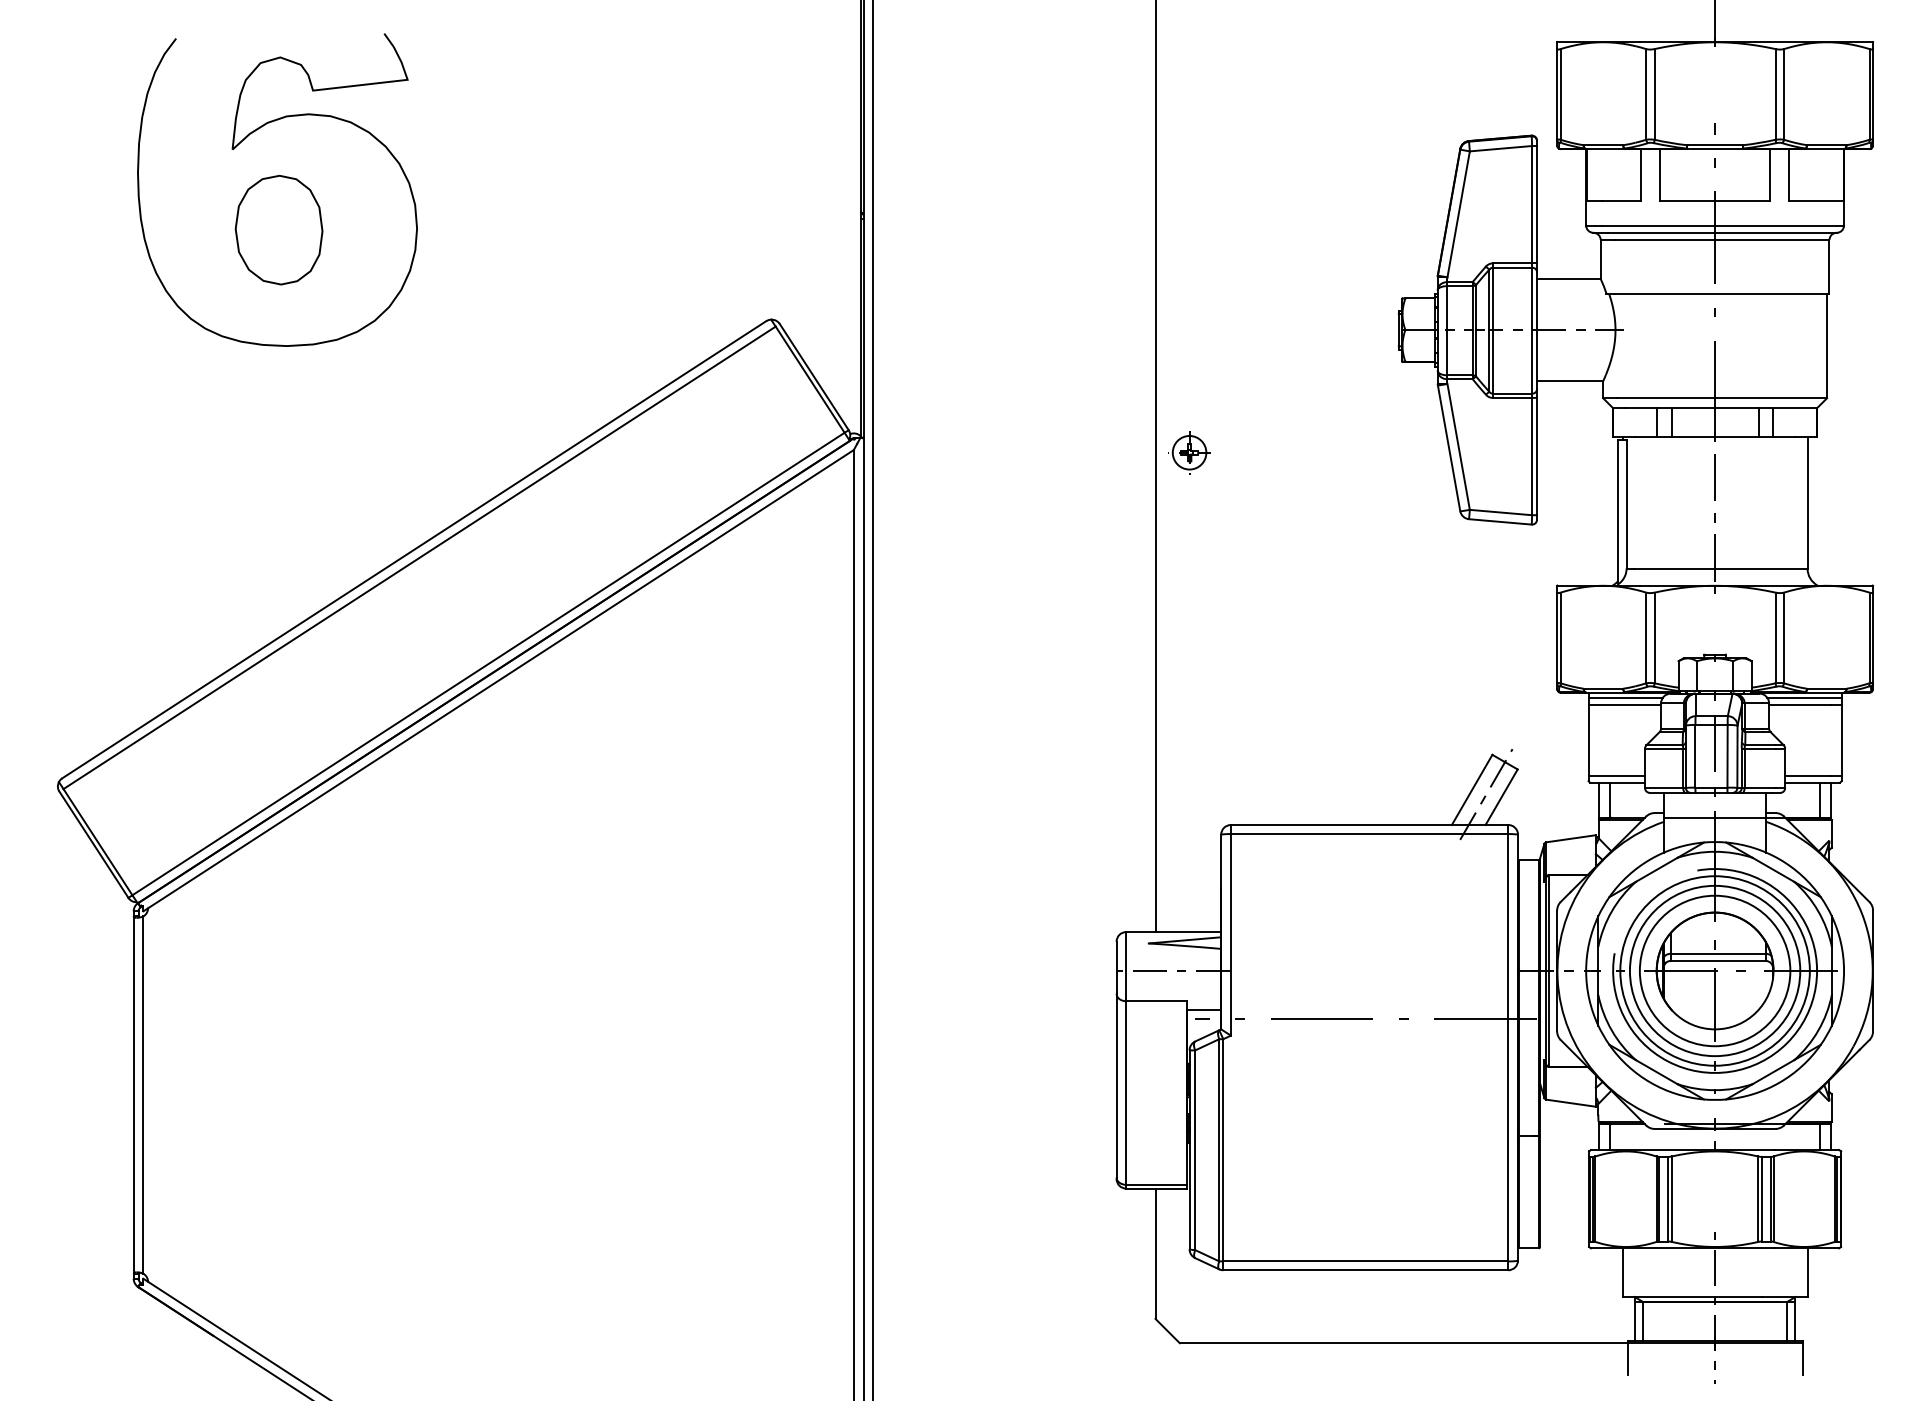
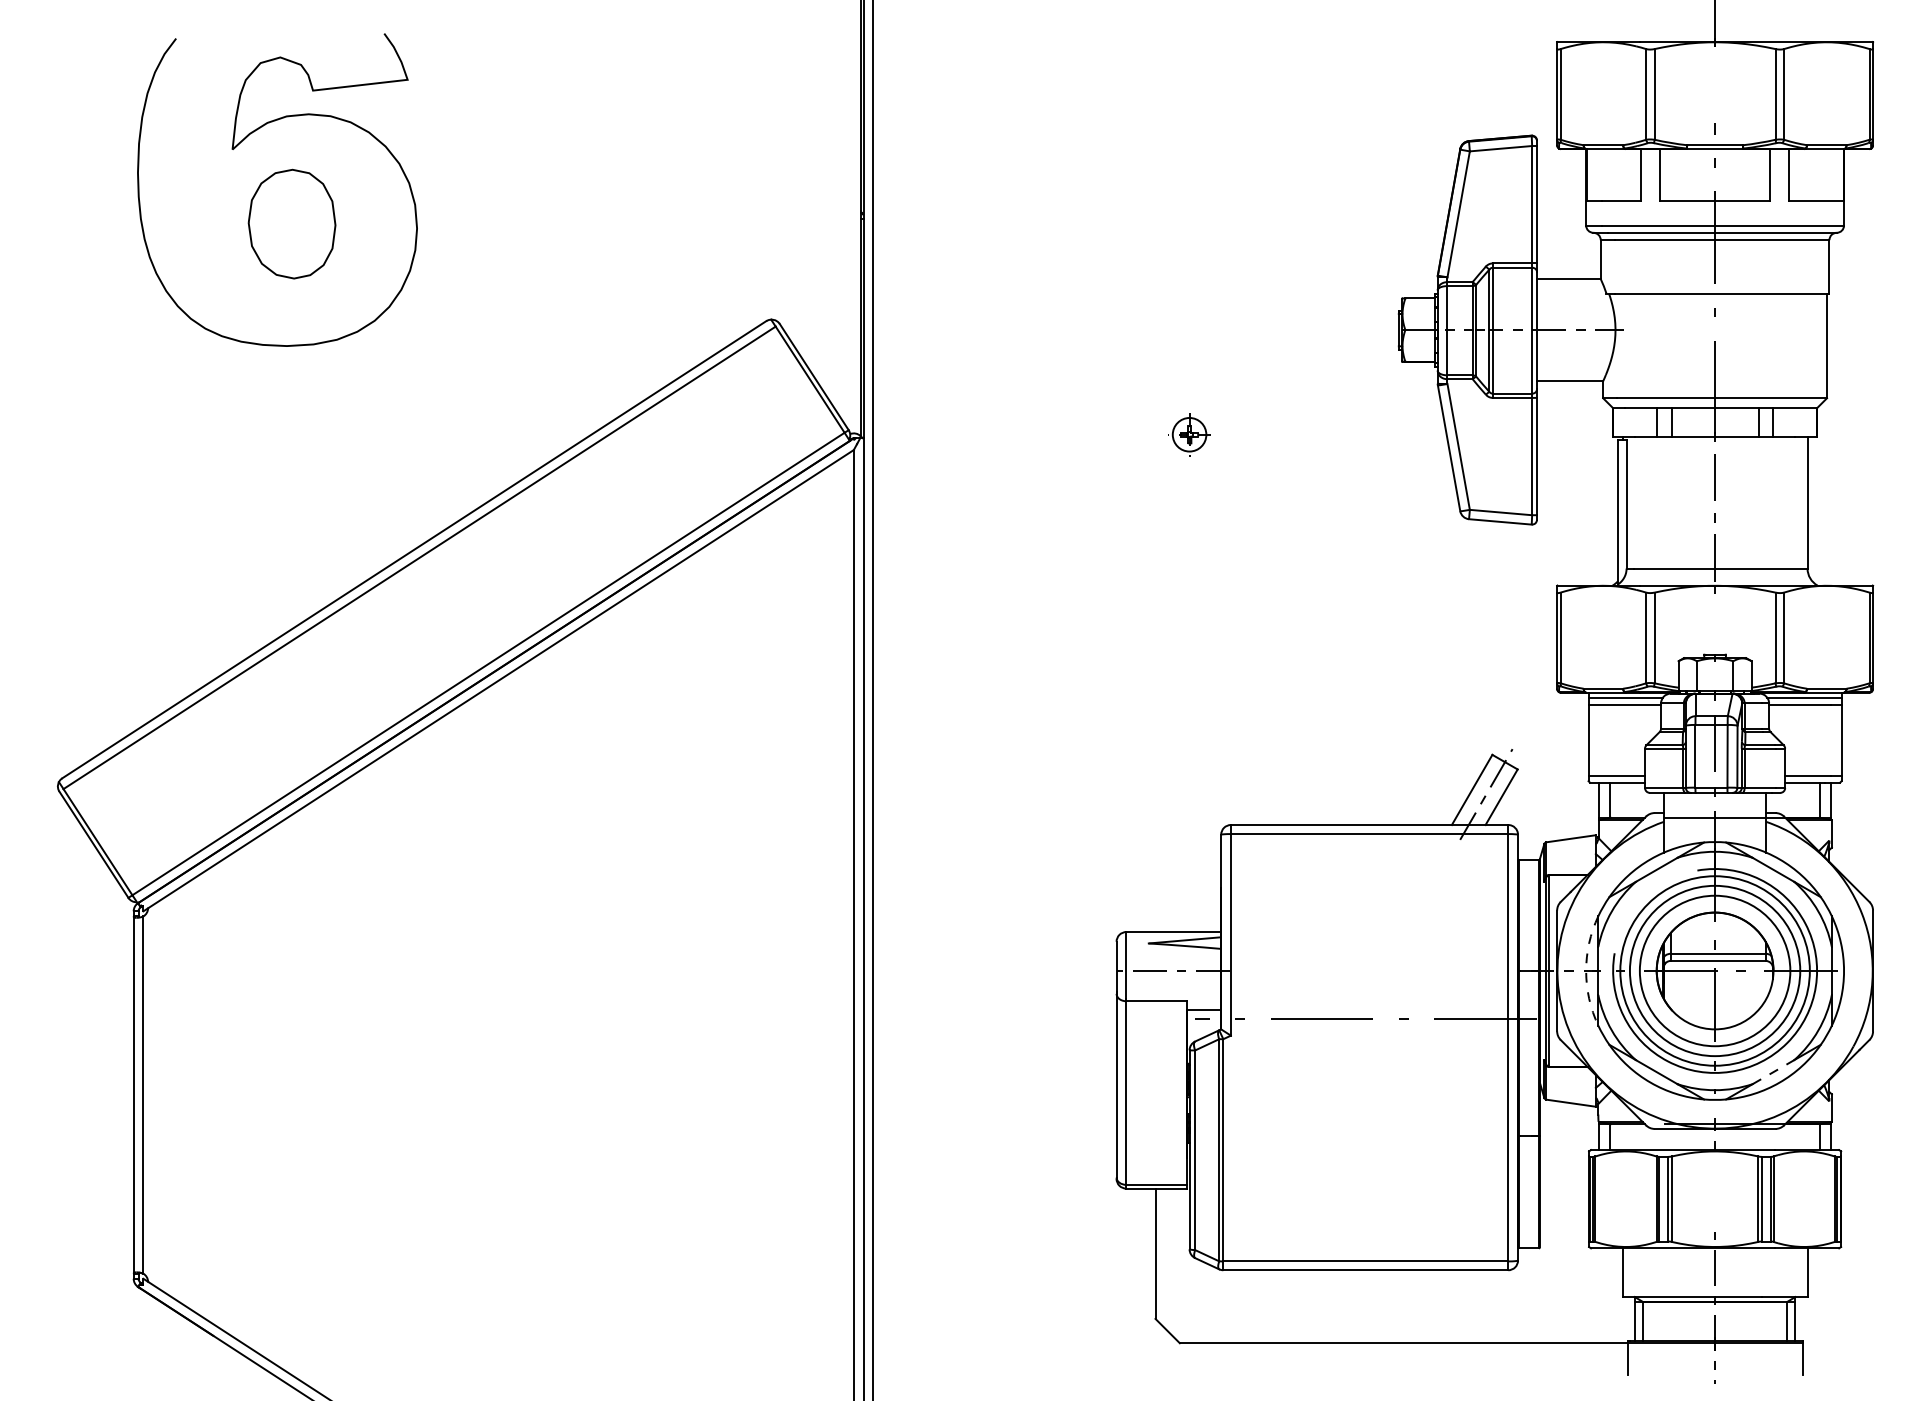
part position: (278, 229) -> (291, 223) (291, 223)
part position: (1189, 452) -> (1189, 434) (1189, 434)
line: present -> none (1155, 467)
arc: solid -> dashed (1586, 970)
line: solid -> dashed (1773, 1072)
